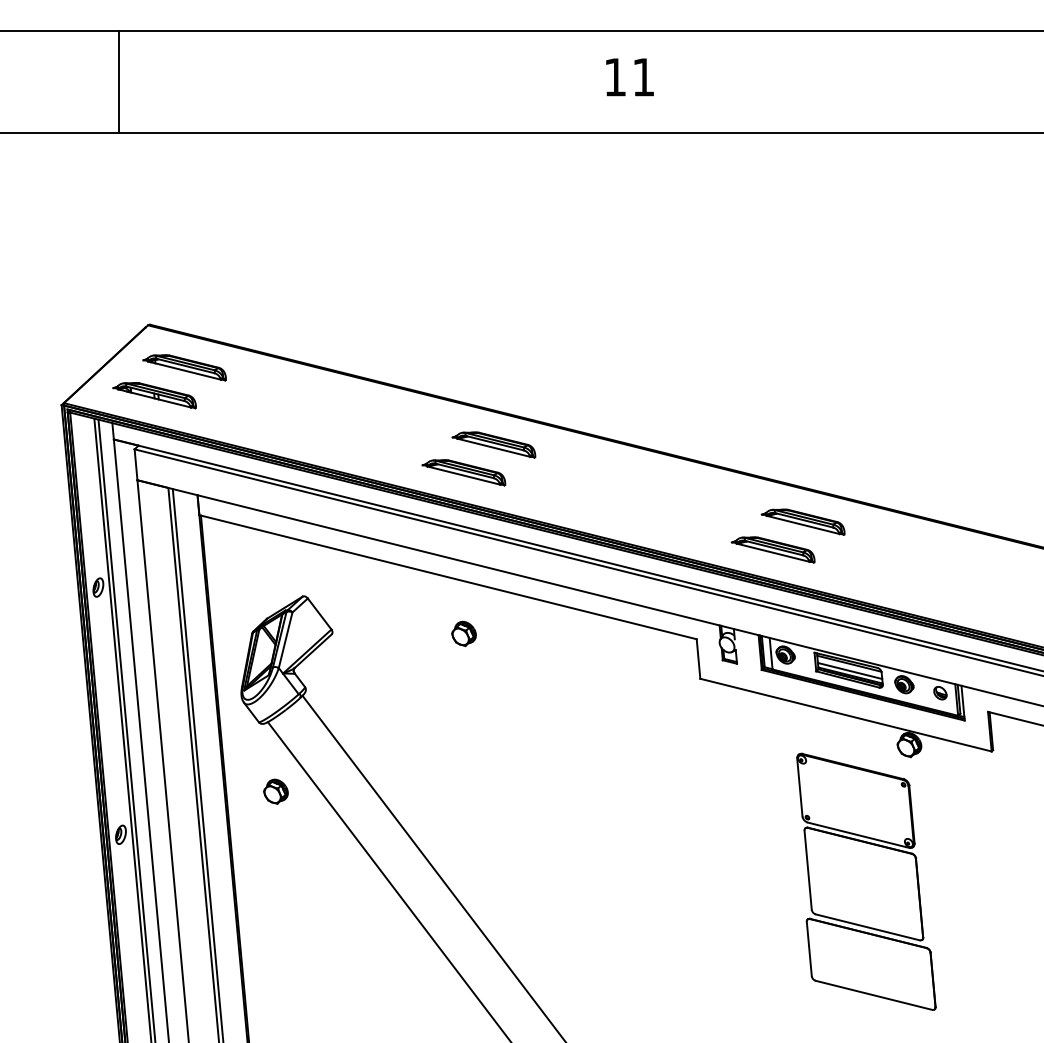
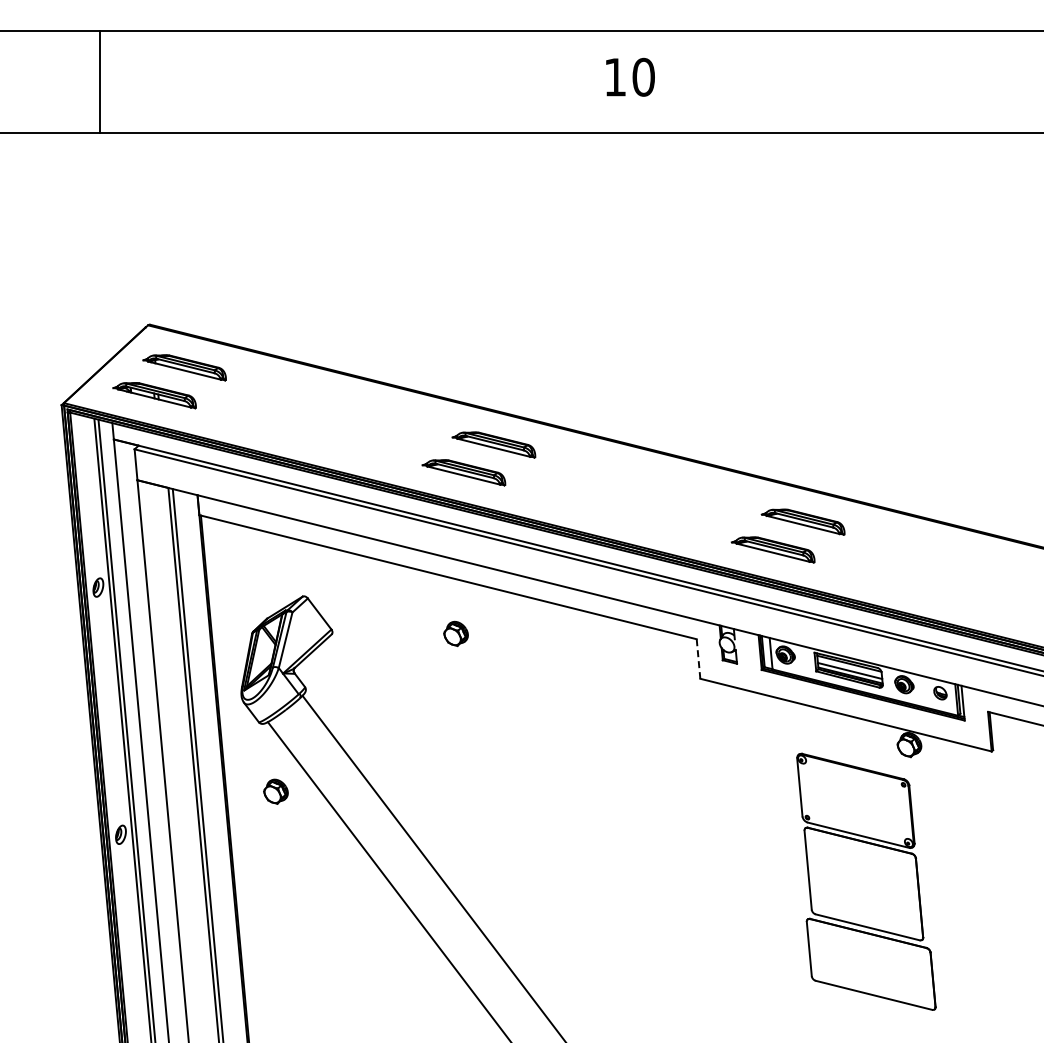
text: 11 -> 10 (643, 76)
line position: (118, 82) -> (99, 82) (99, 82)
part position: (463, 633) -> (455, 633) (455, 633)
line: solid -> dashed (698, 659)
